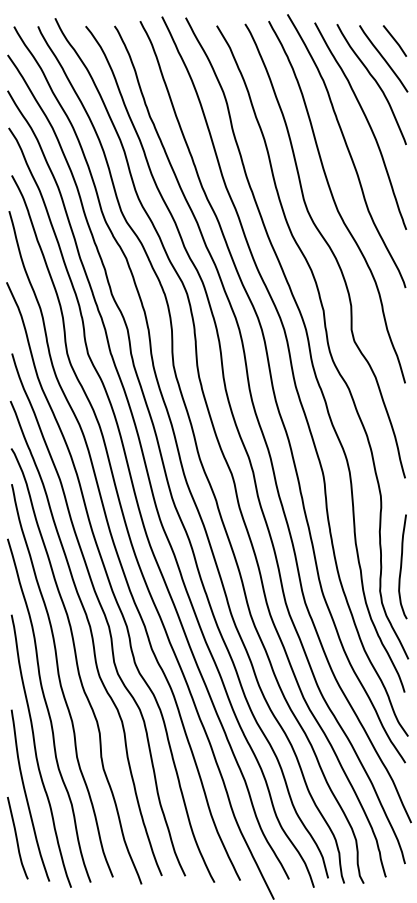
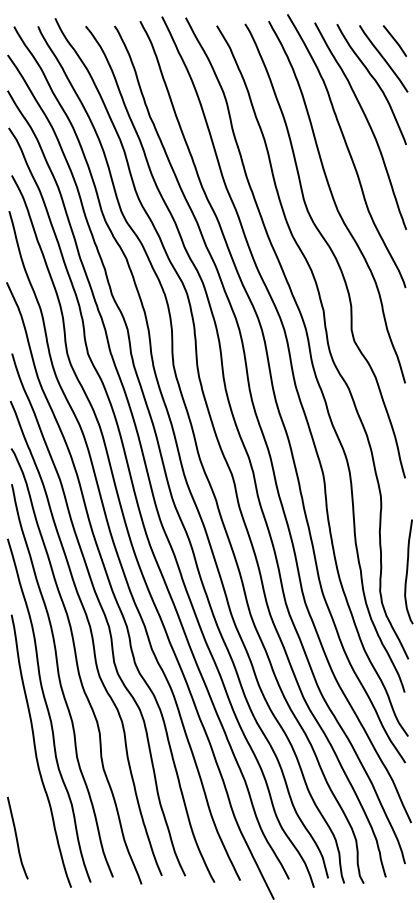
curve position: (402, 565) -> (408, 570) (408, 570)
curve: present -> none (27, 796)
